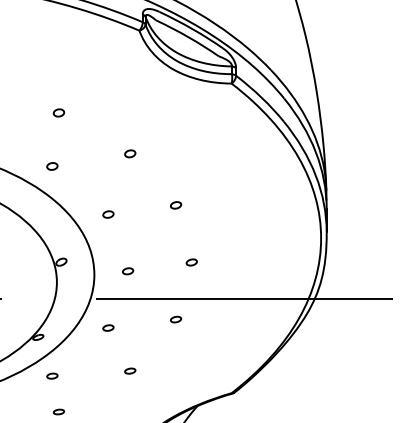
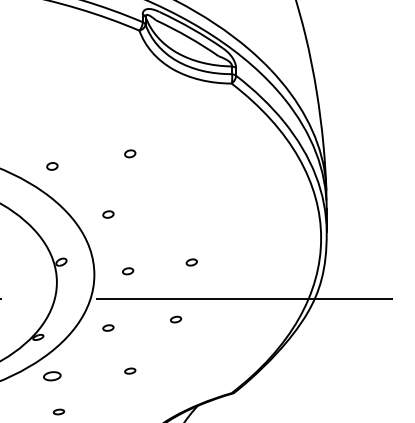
part: present -> none (58, 112)
part: present -> none (176, 205)
part size: 13x8 px -> 19x11 px (52, 376)
